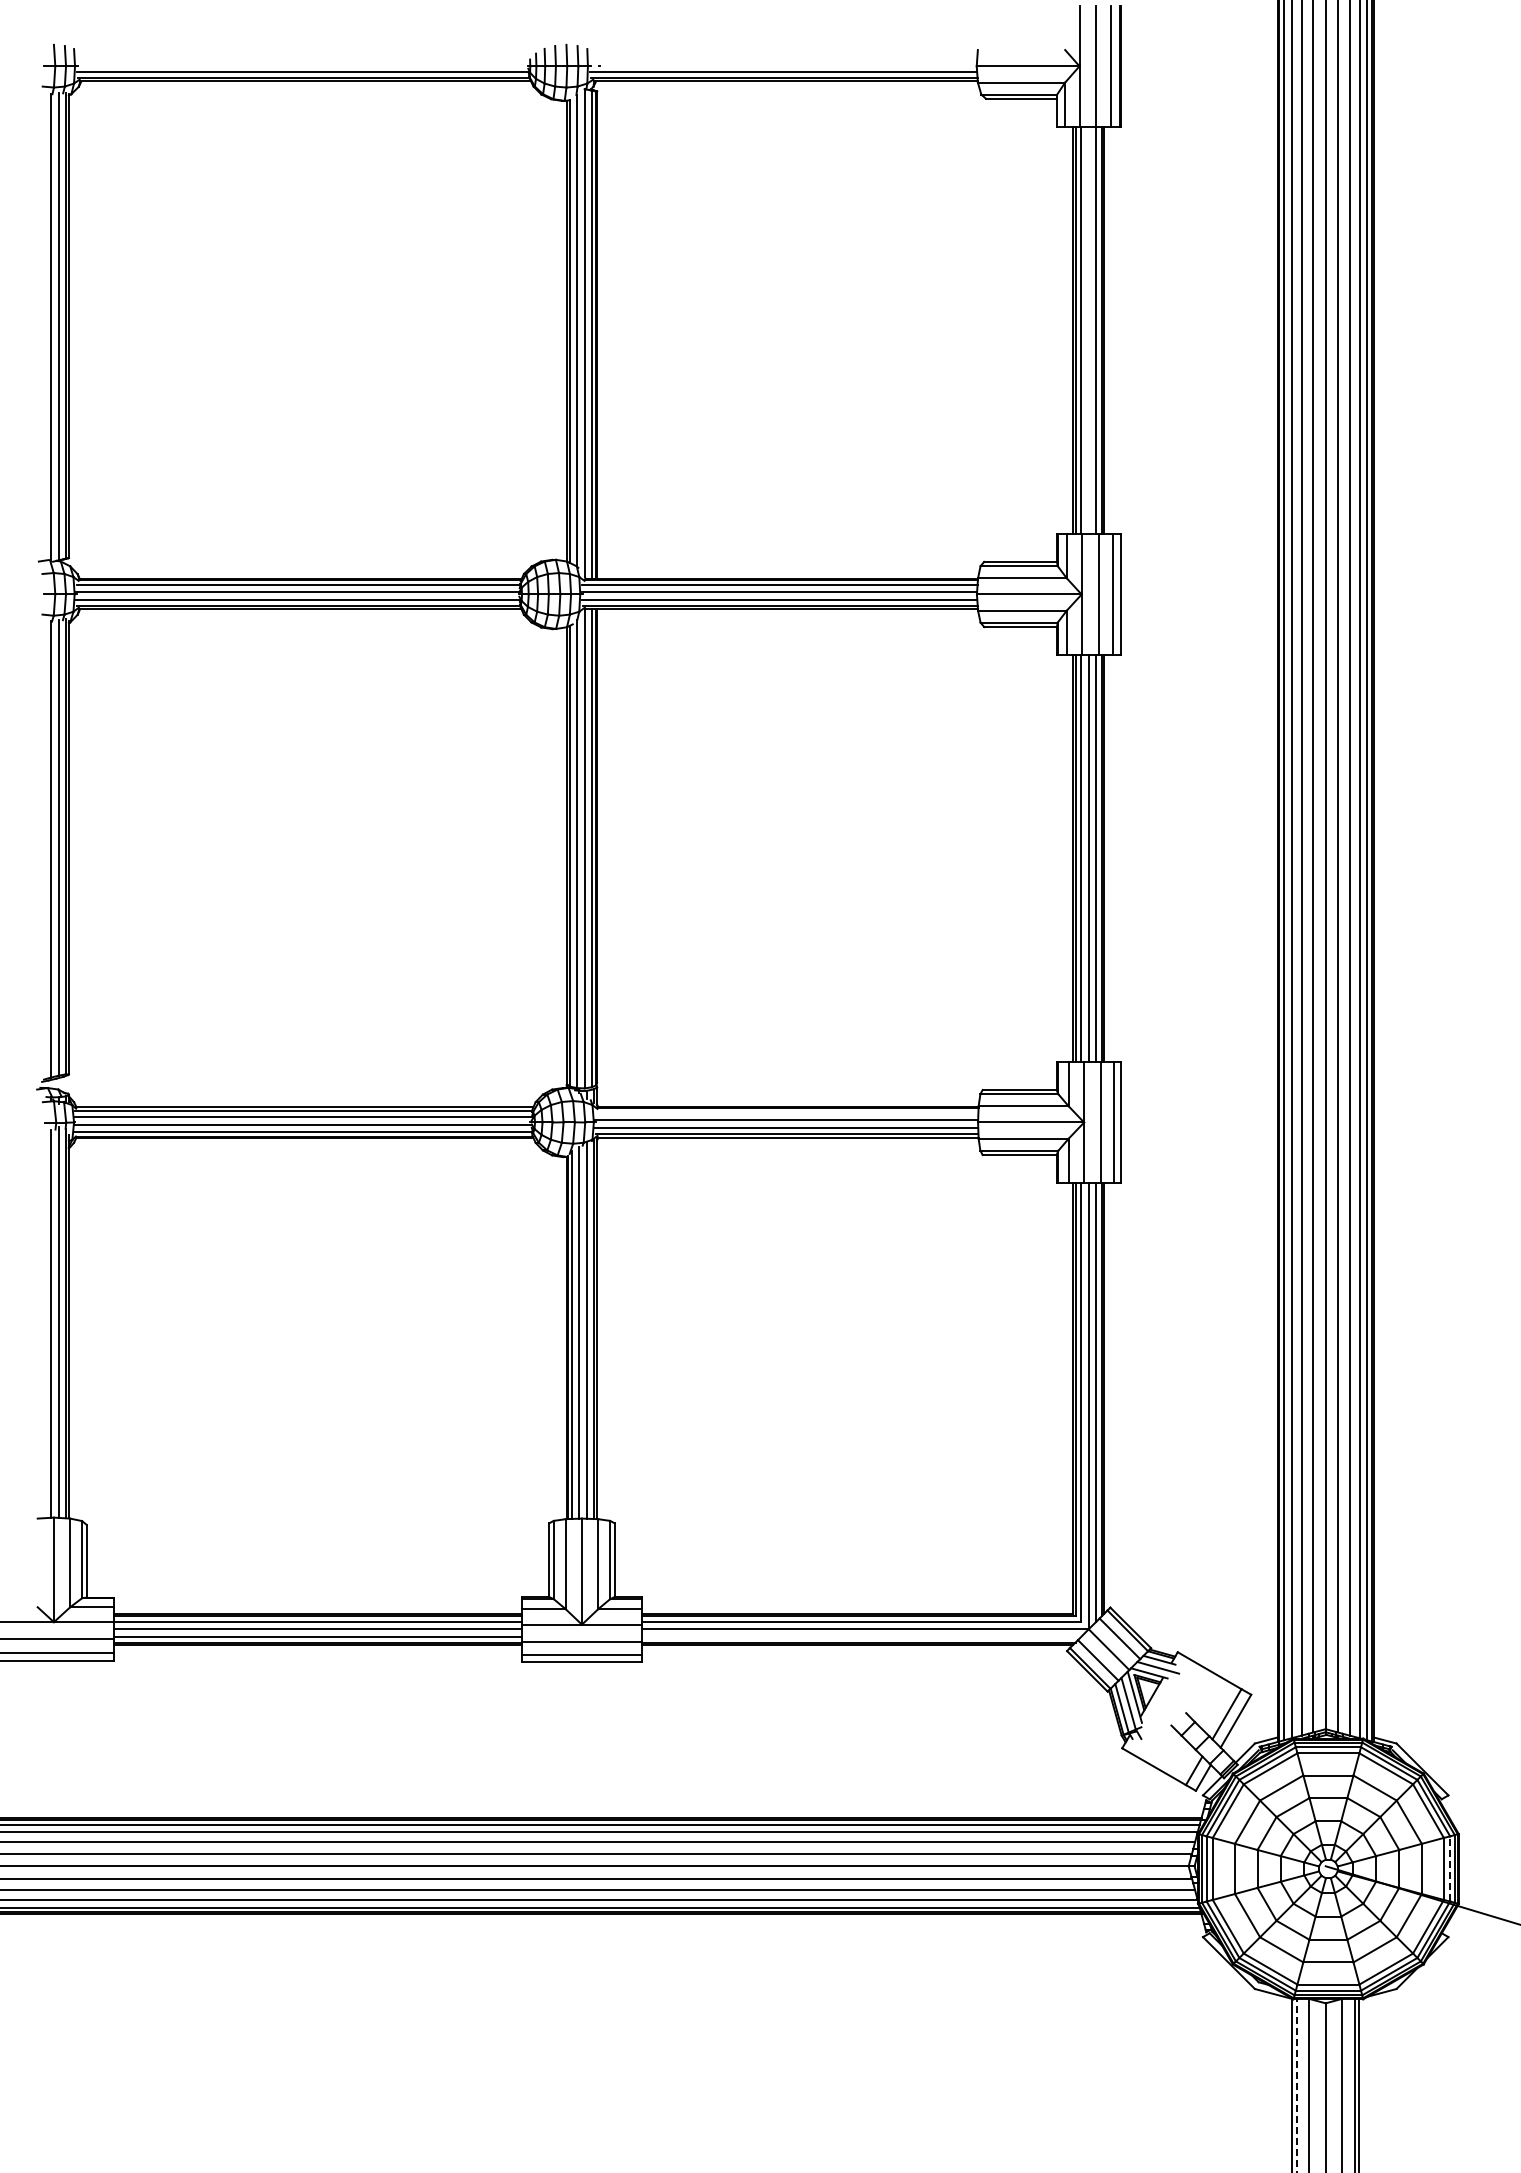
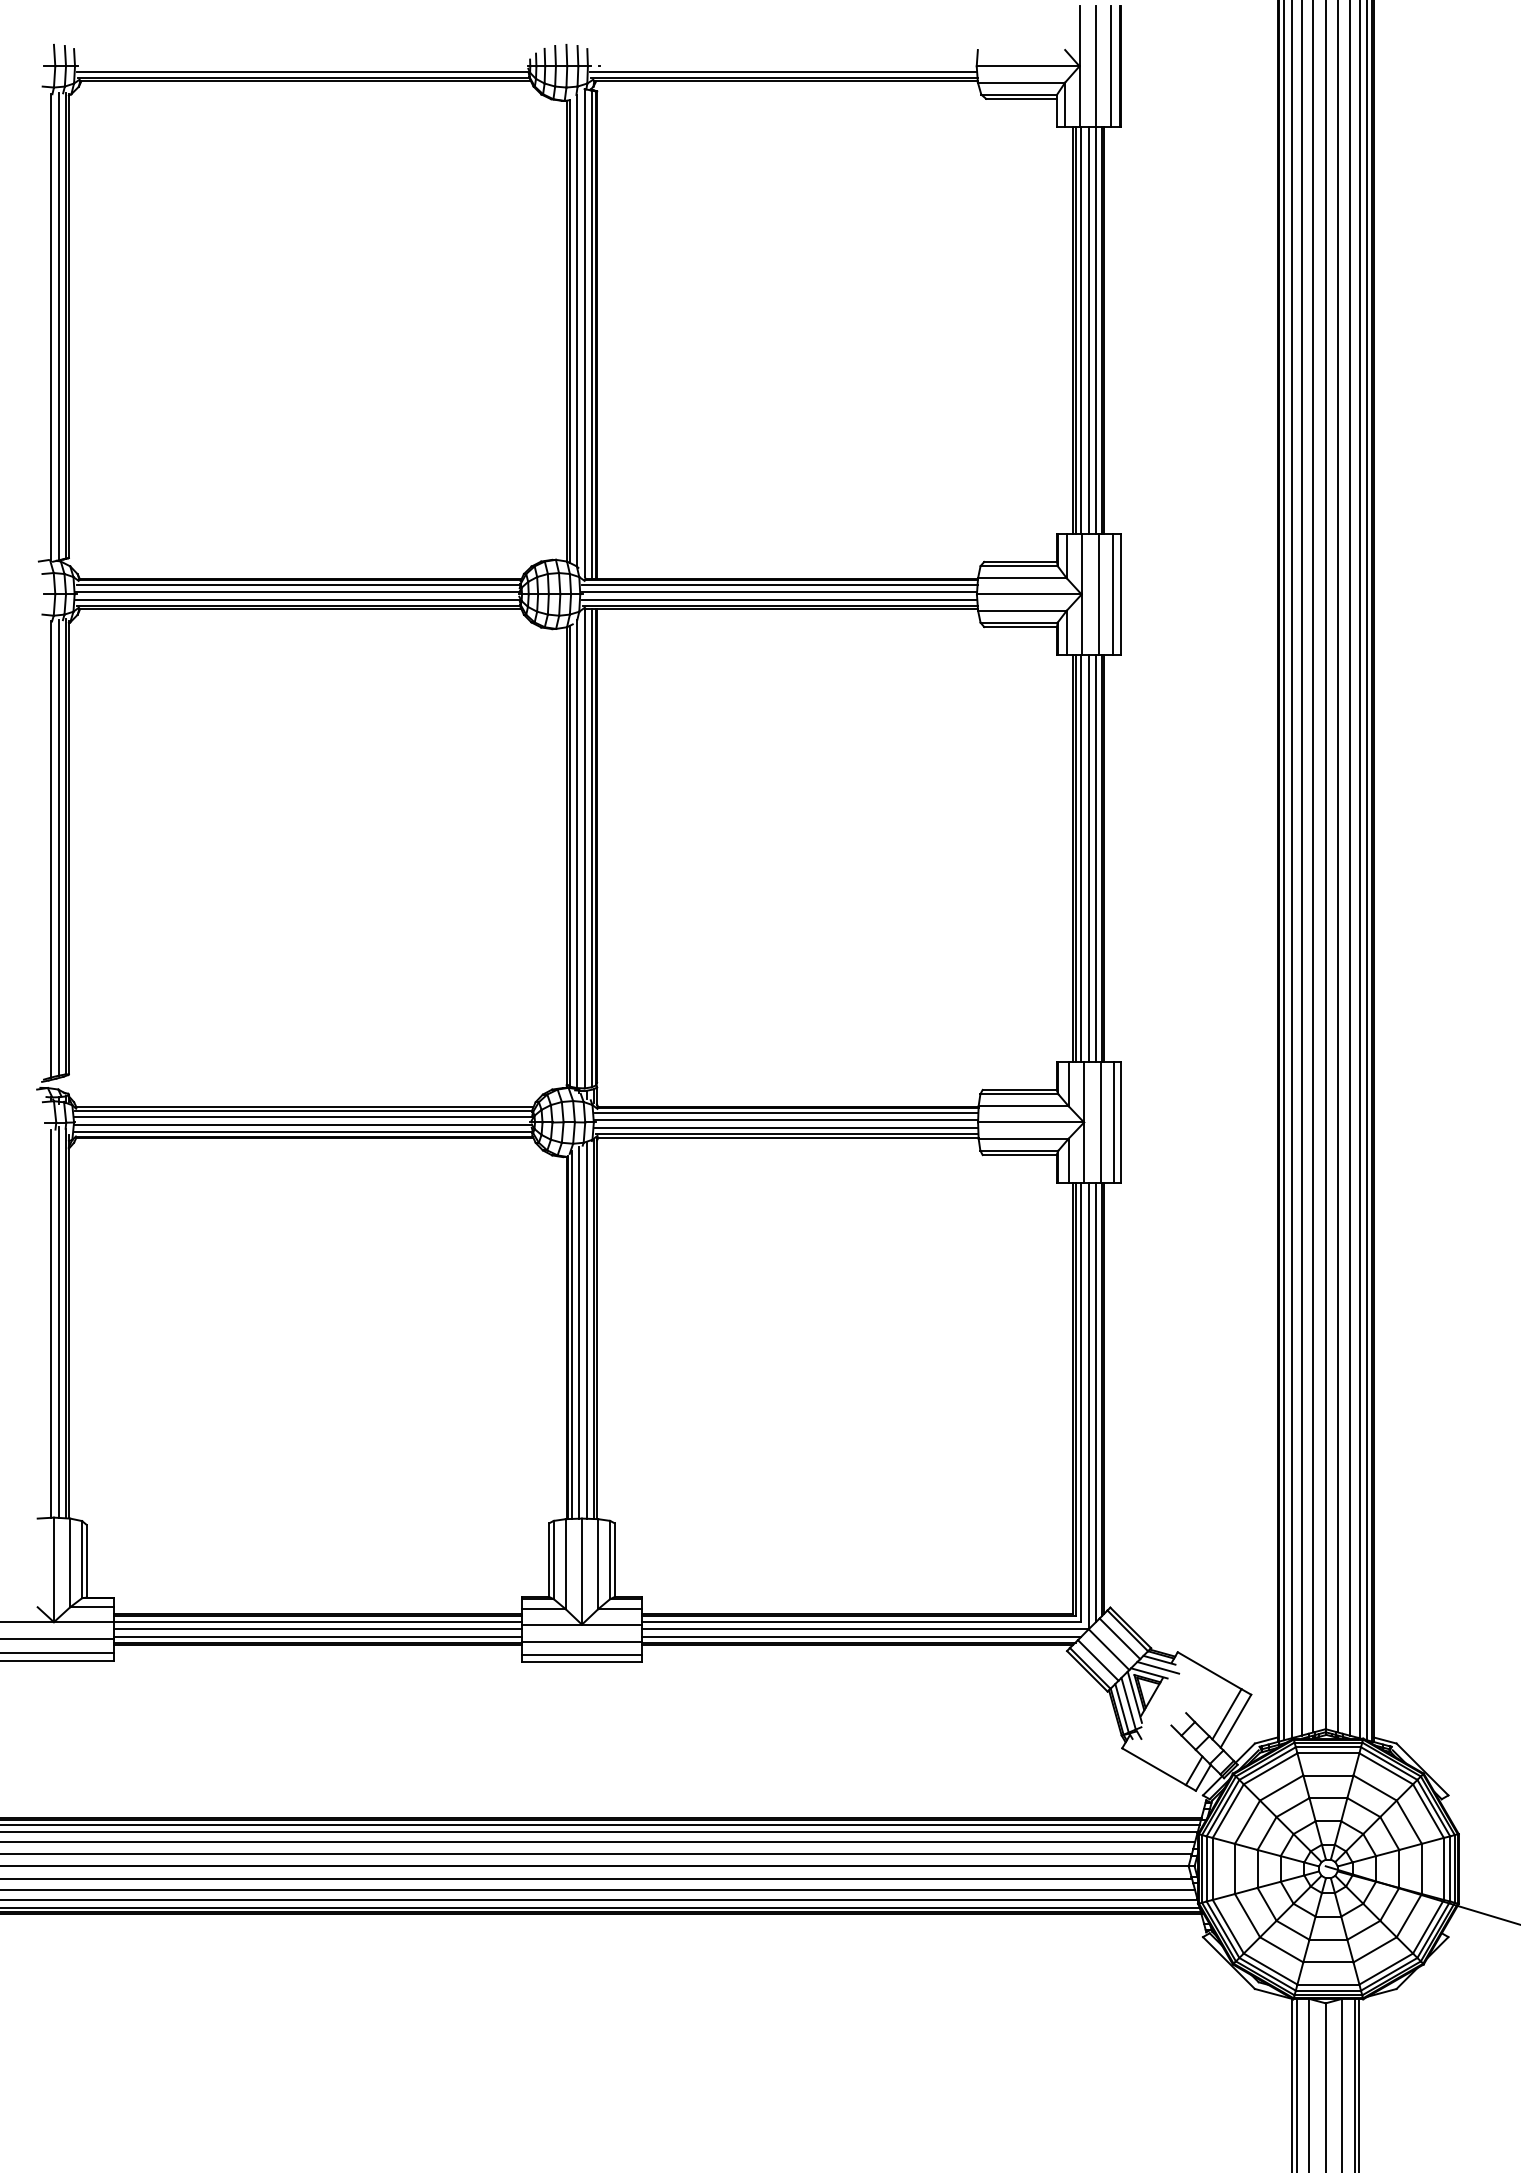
line: none -> present (1088, 330)
line: none -> present (786, 1112)
line: none -> present (861, 1636)
line: dashed -> solid (1450, 1868)
line: dashed -> solid (1296, 2085)
